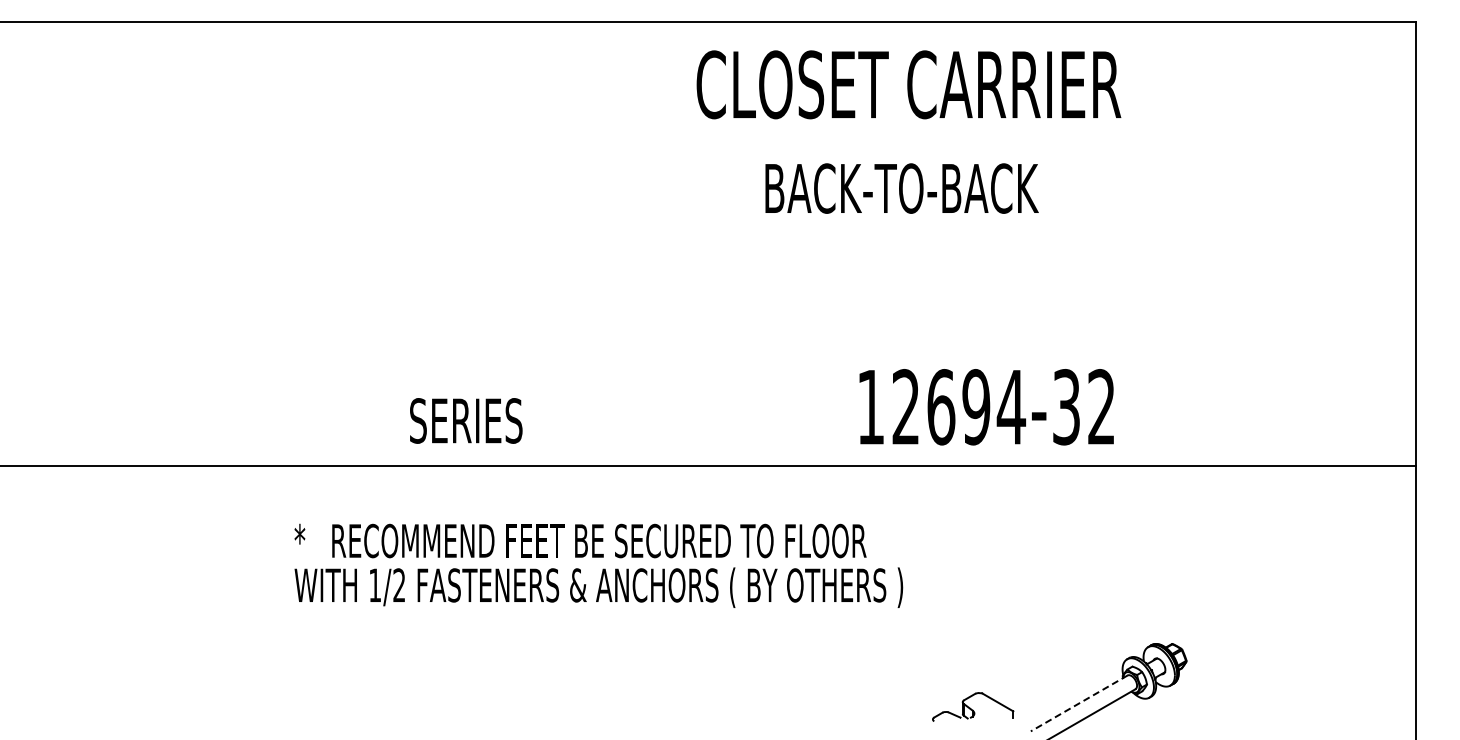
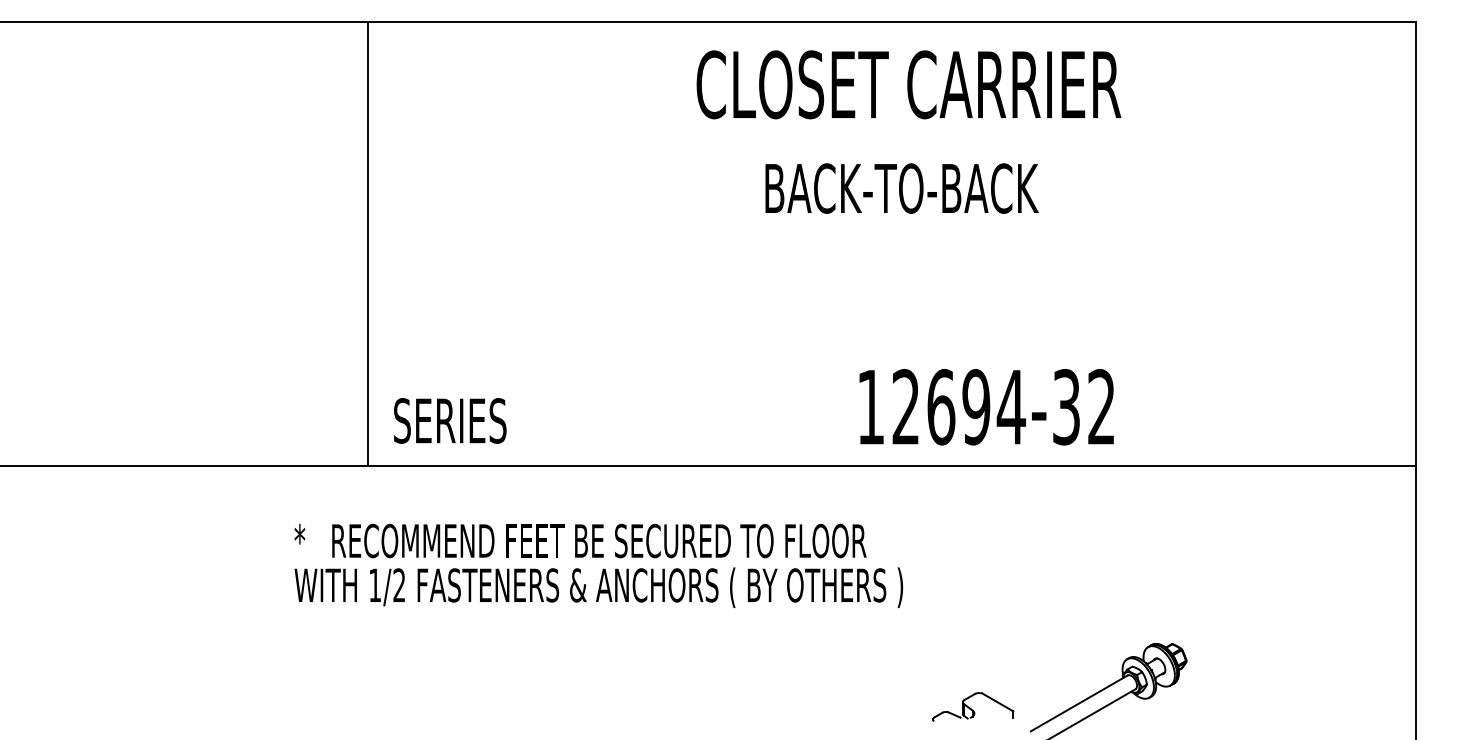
line: none -> present (367, 244)
text position: (466, 420) -> (450, 420) (450, 420)
line: dashed -> solid (1079, 703)
